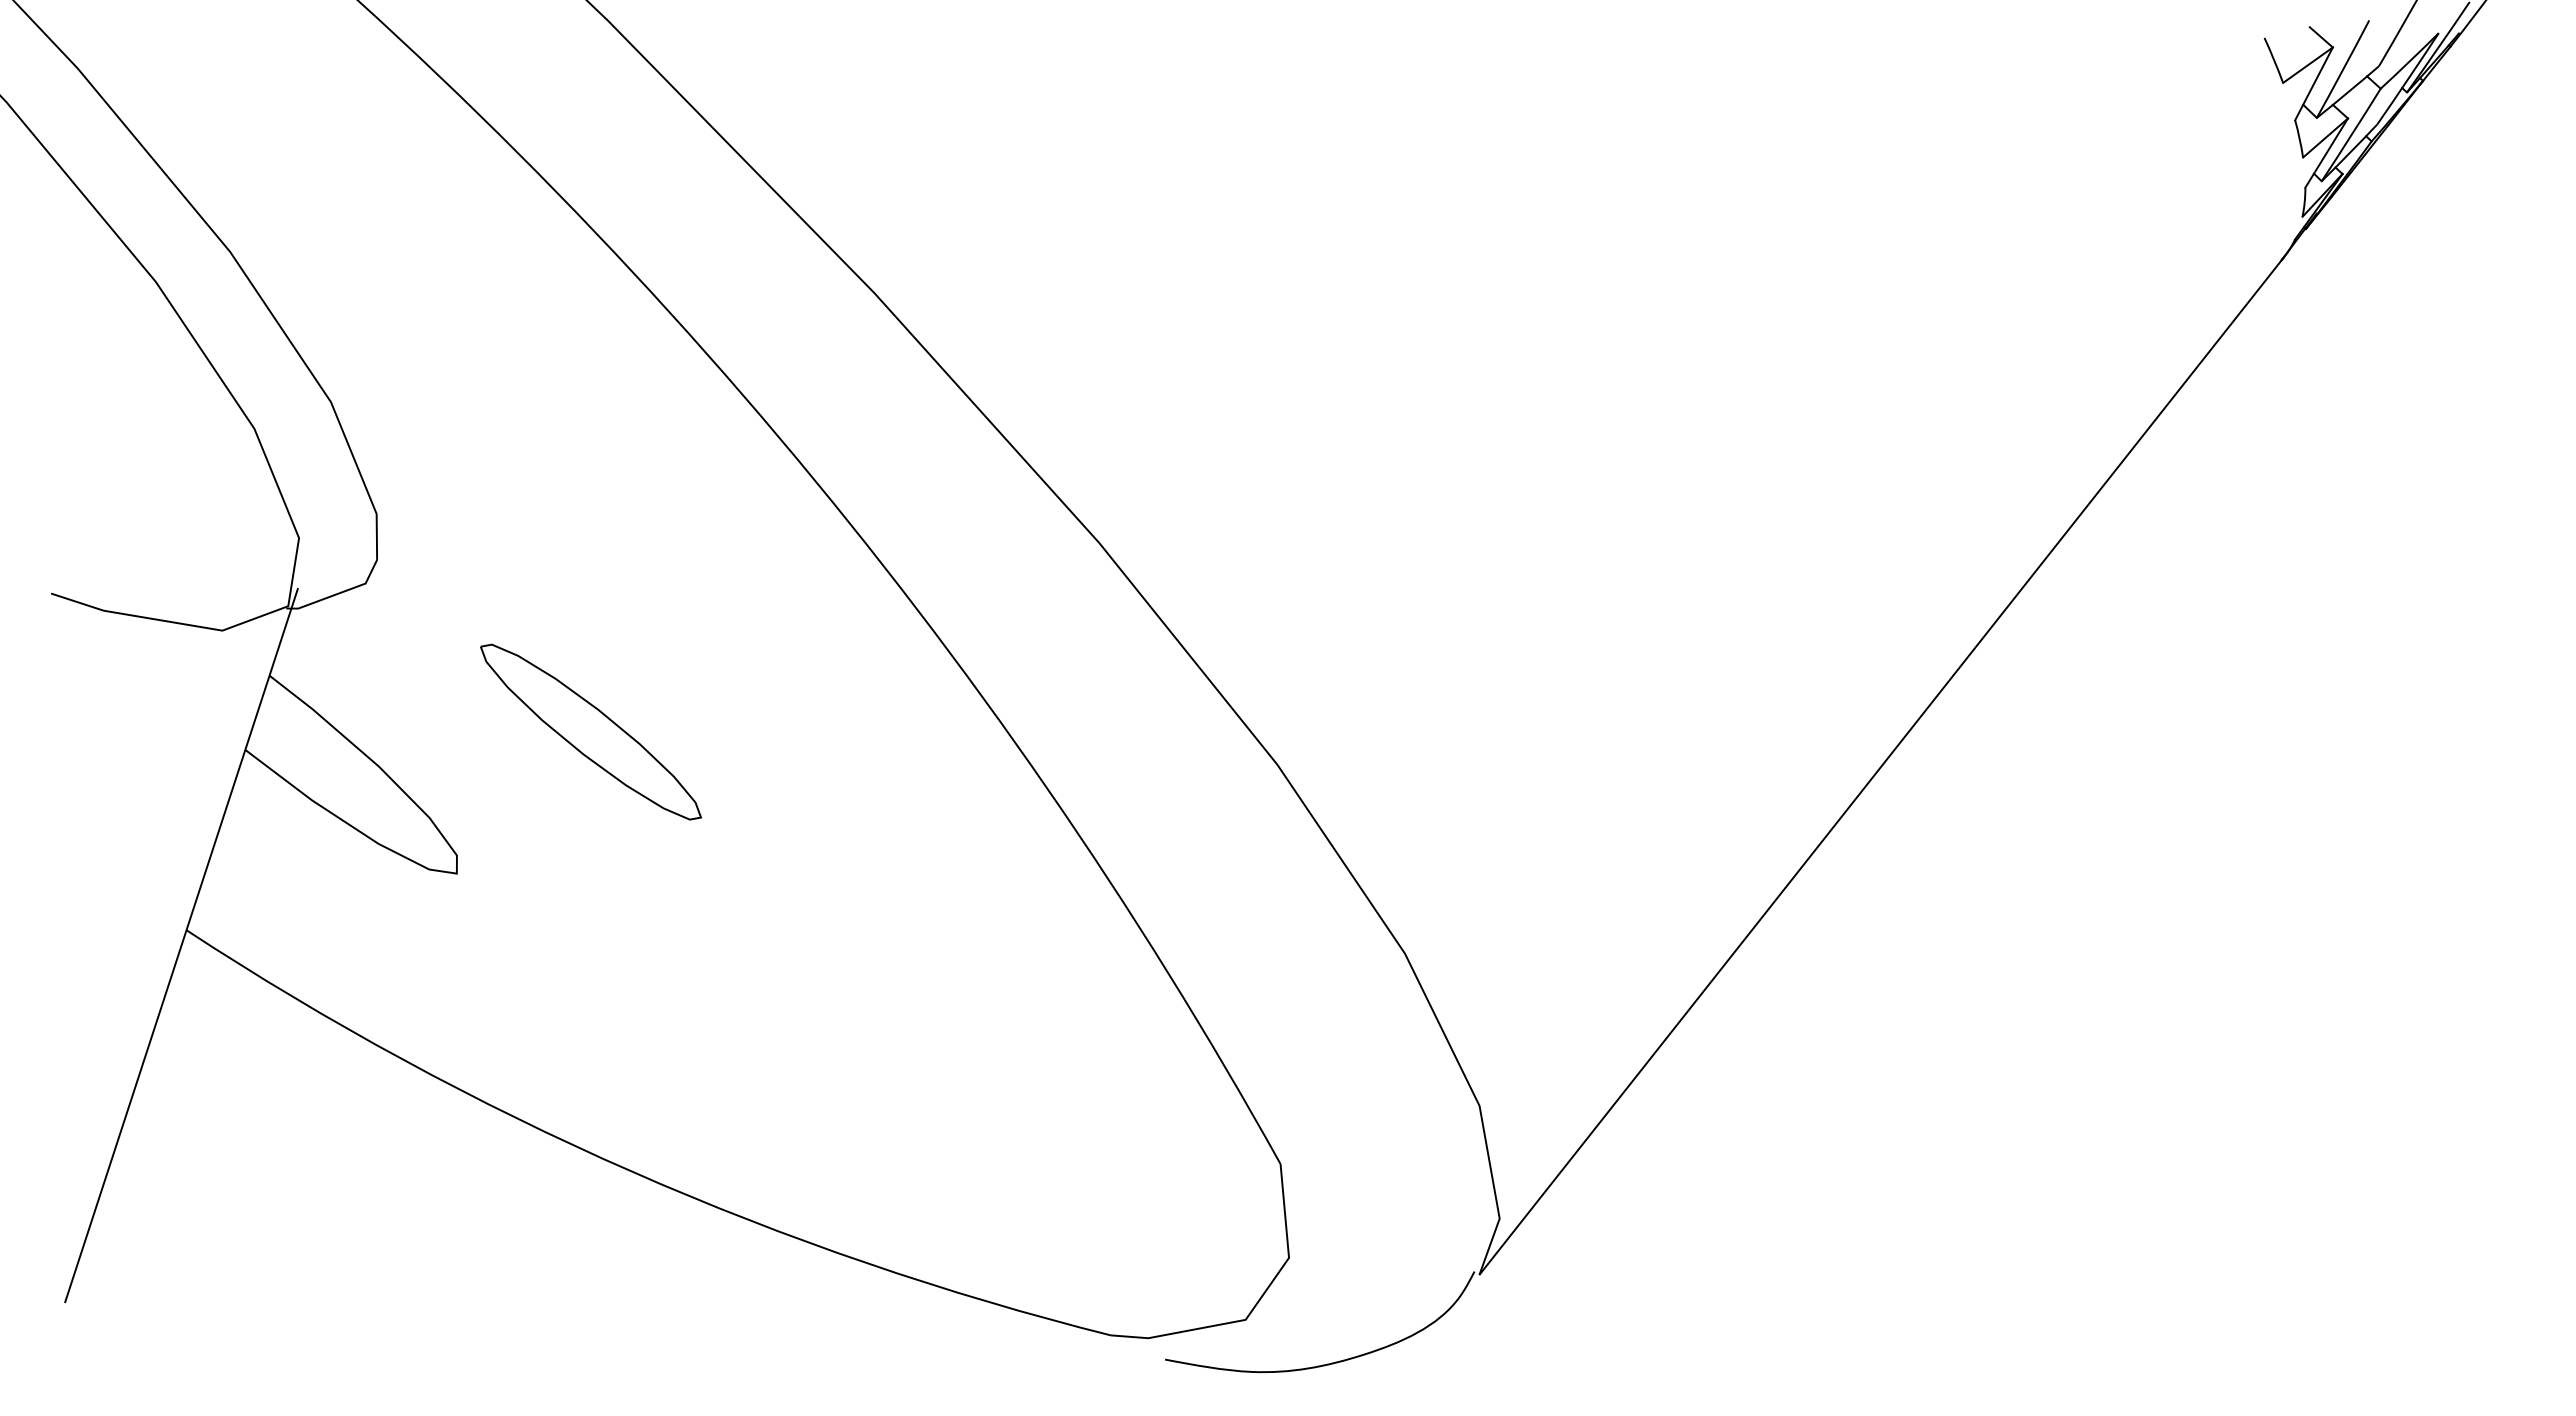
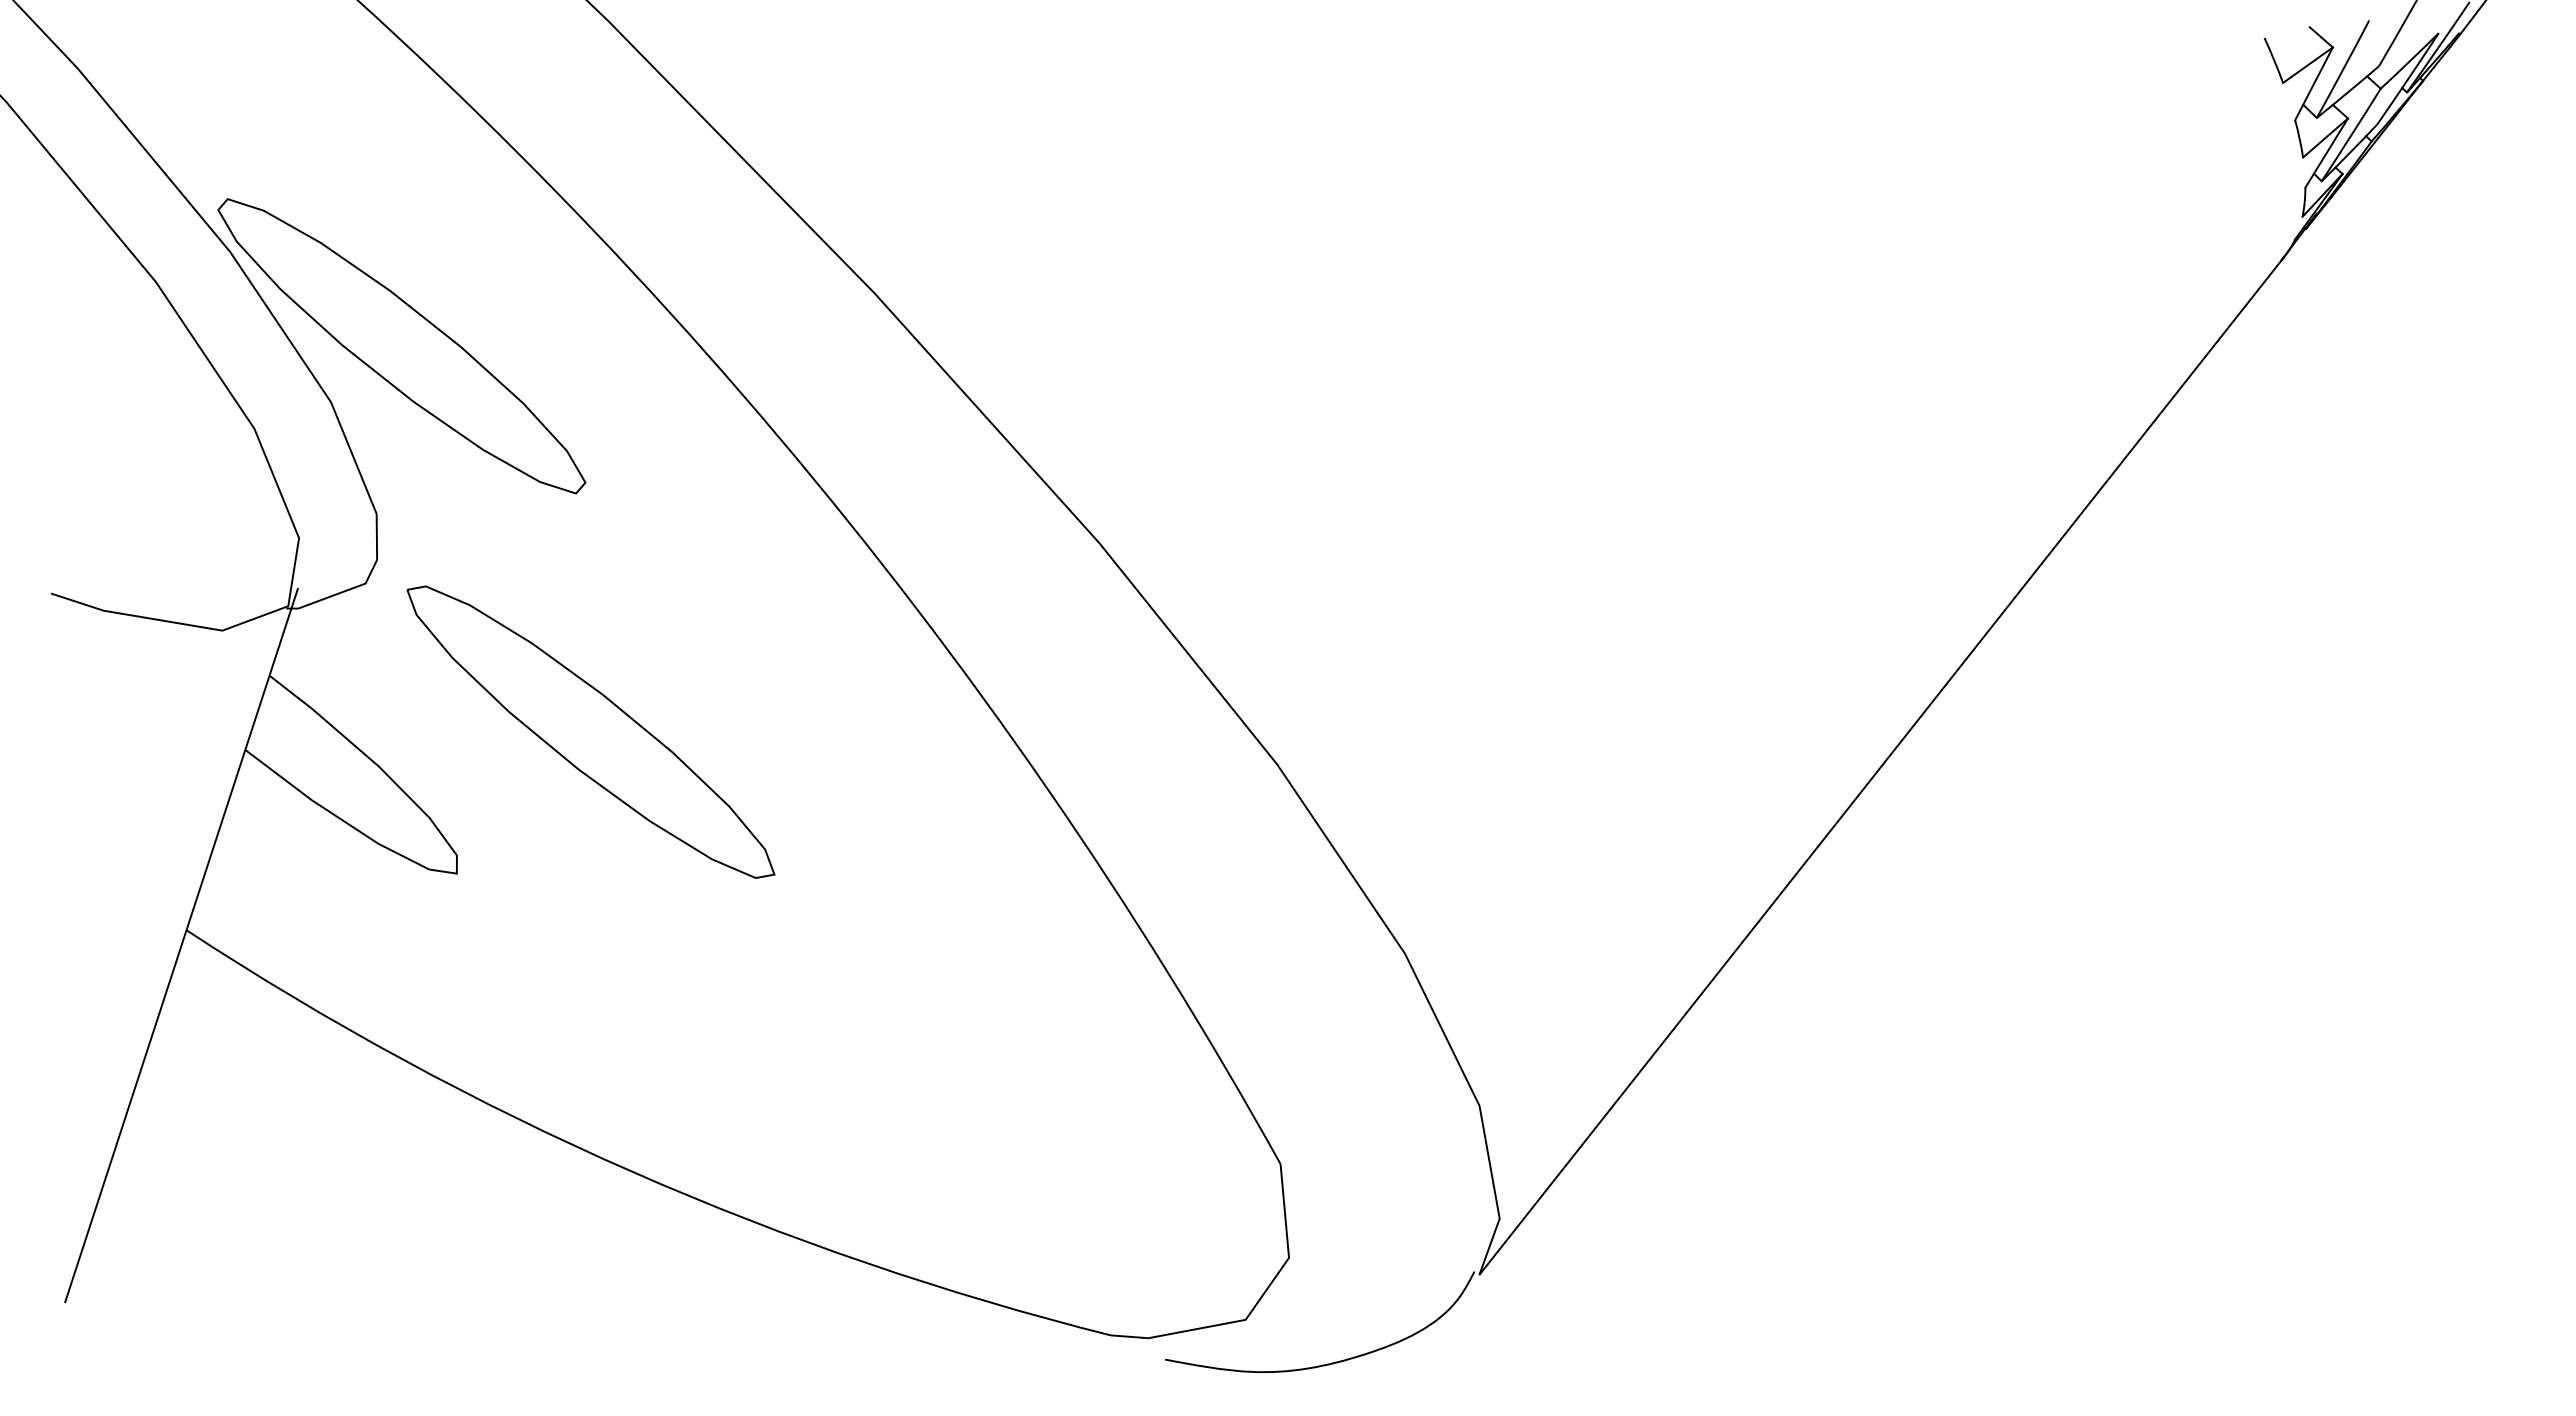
part: none -> present (401, 346)
part size: 222x178 px -> 370x294 px (590, 731)
